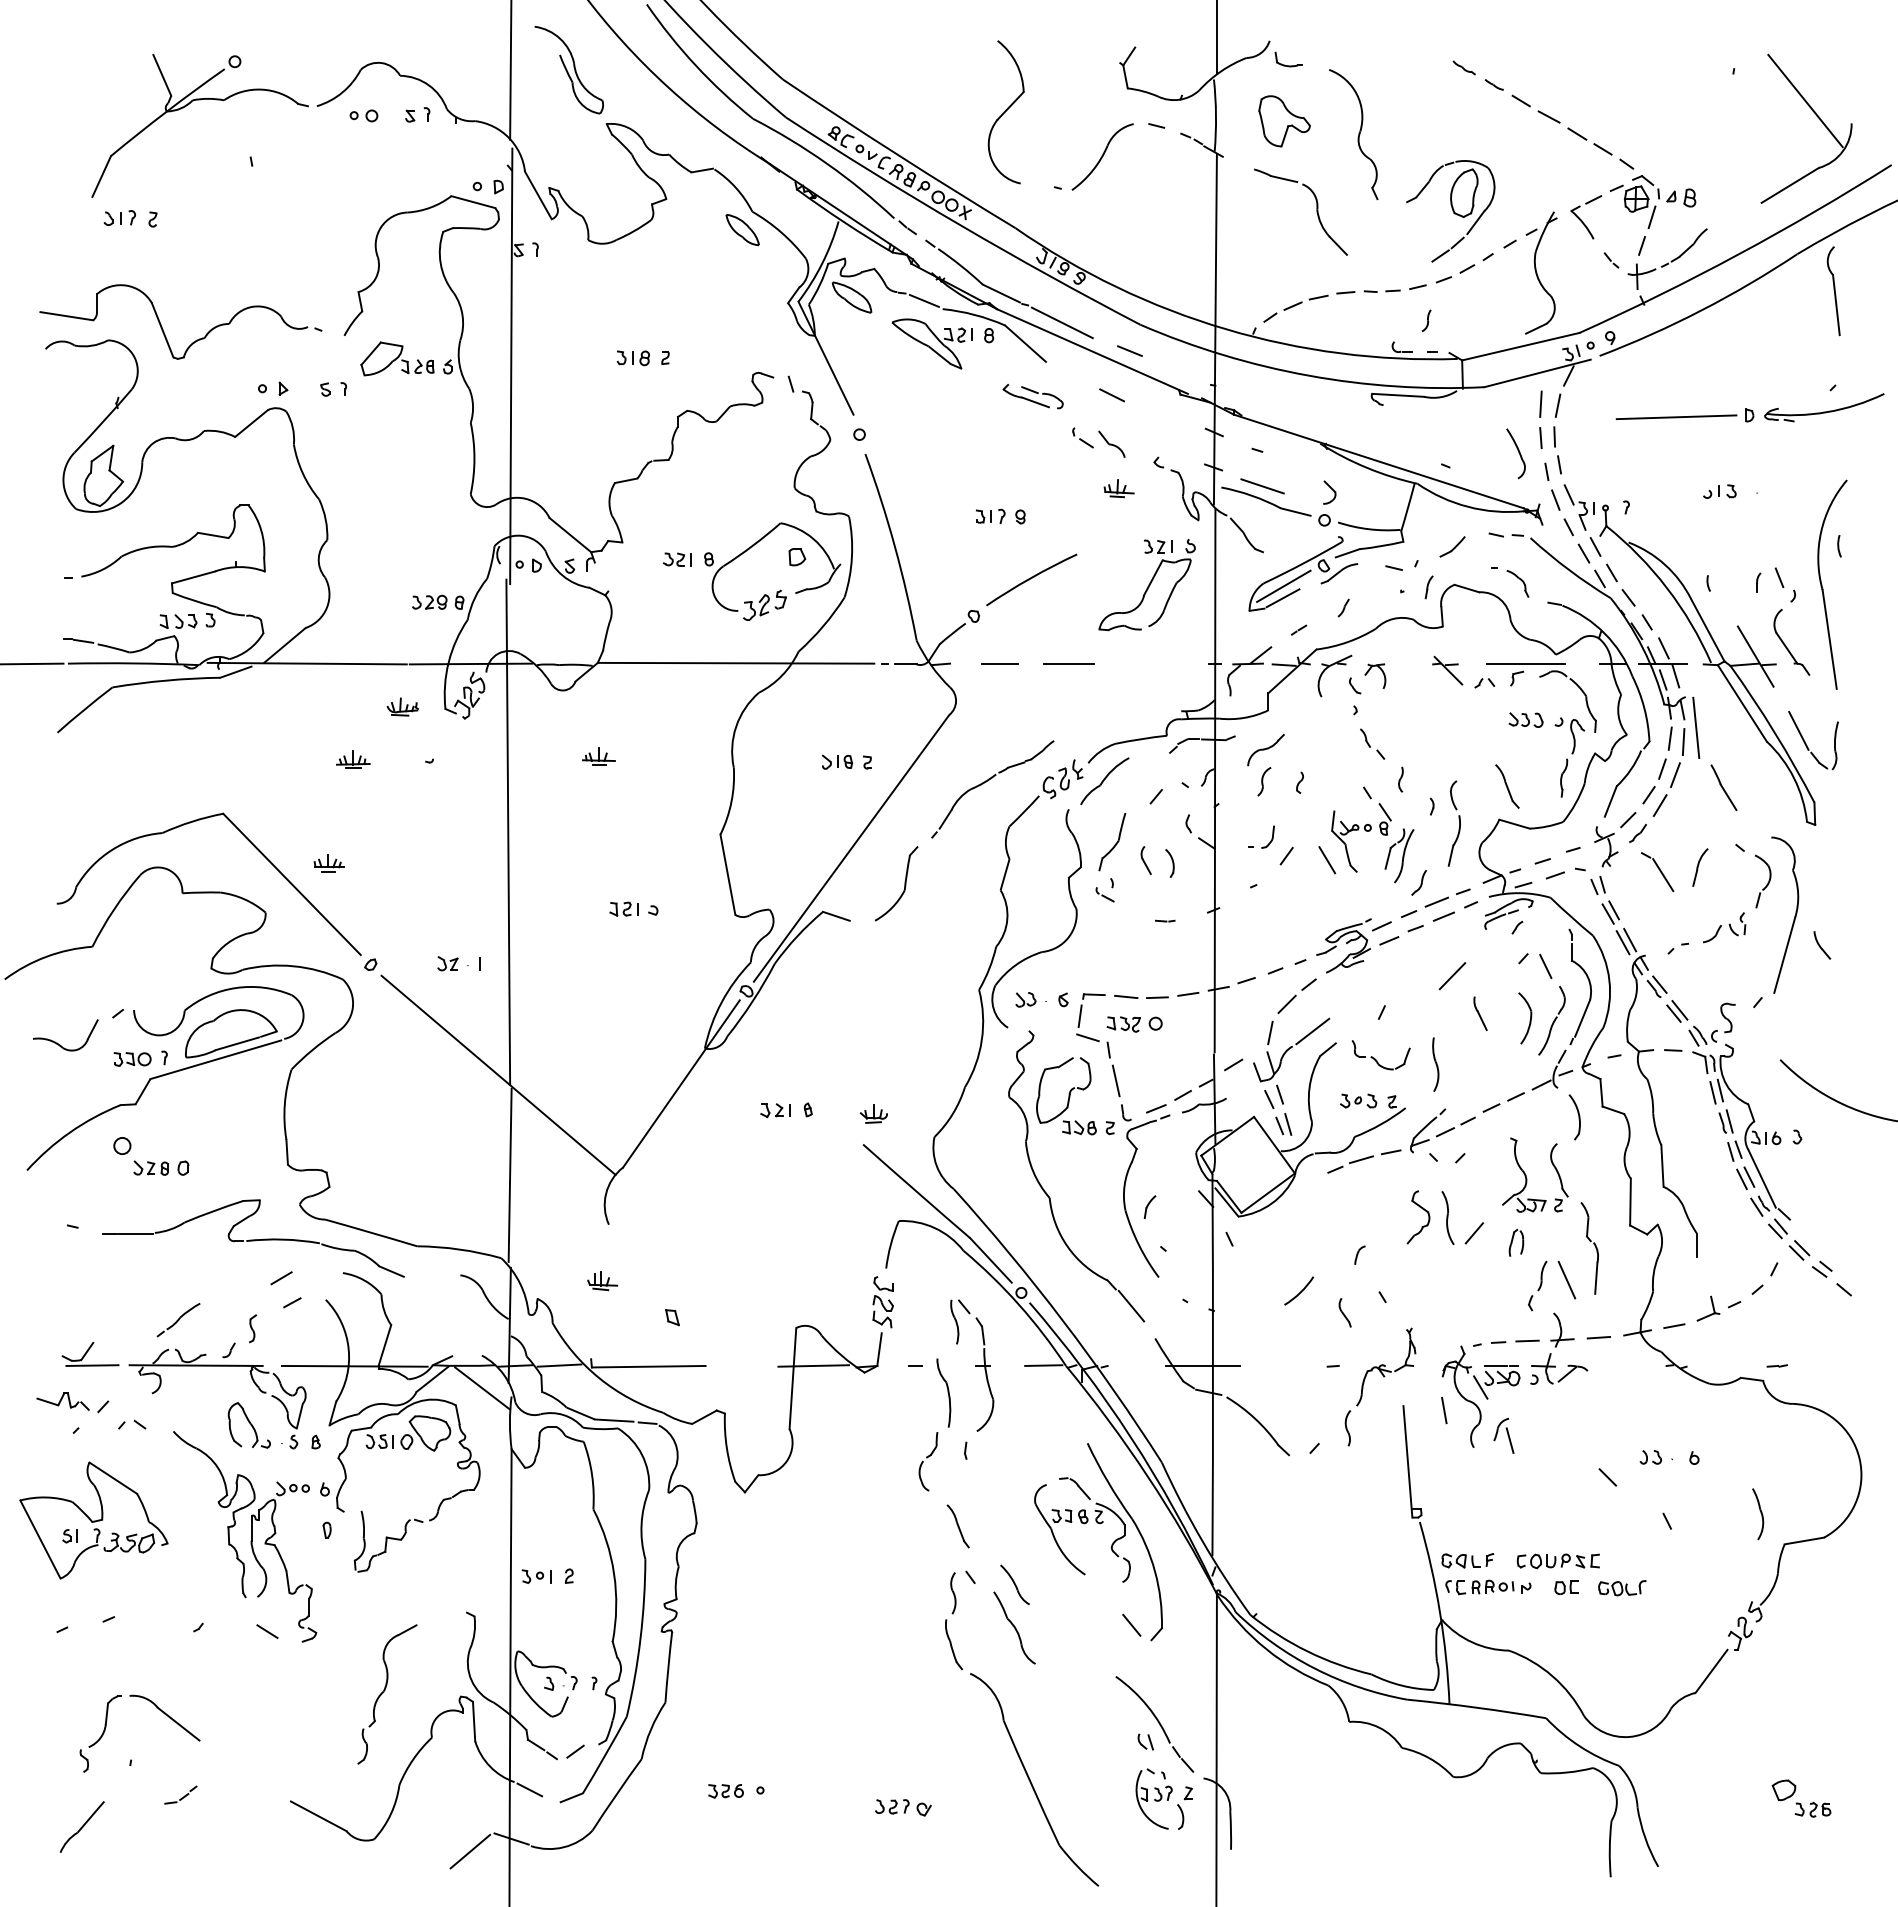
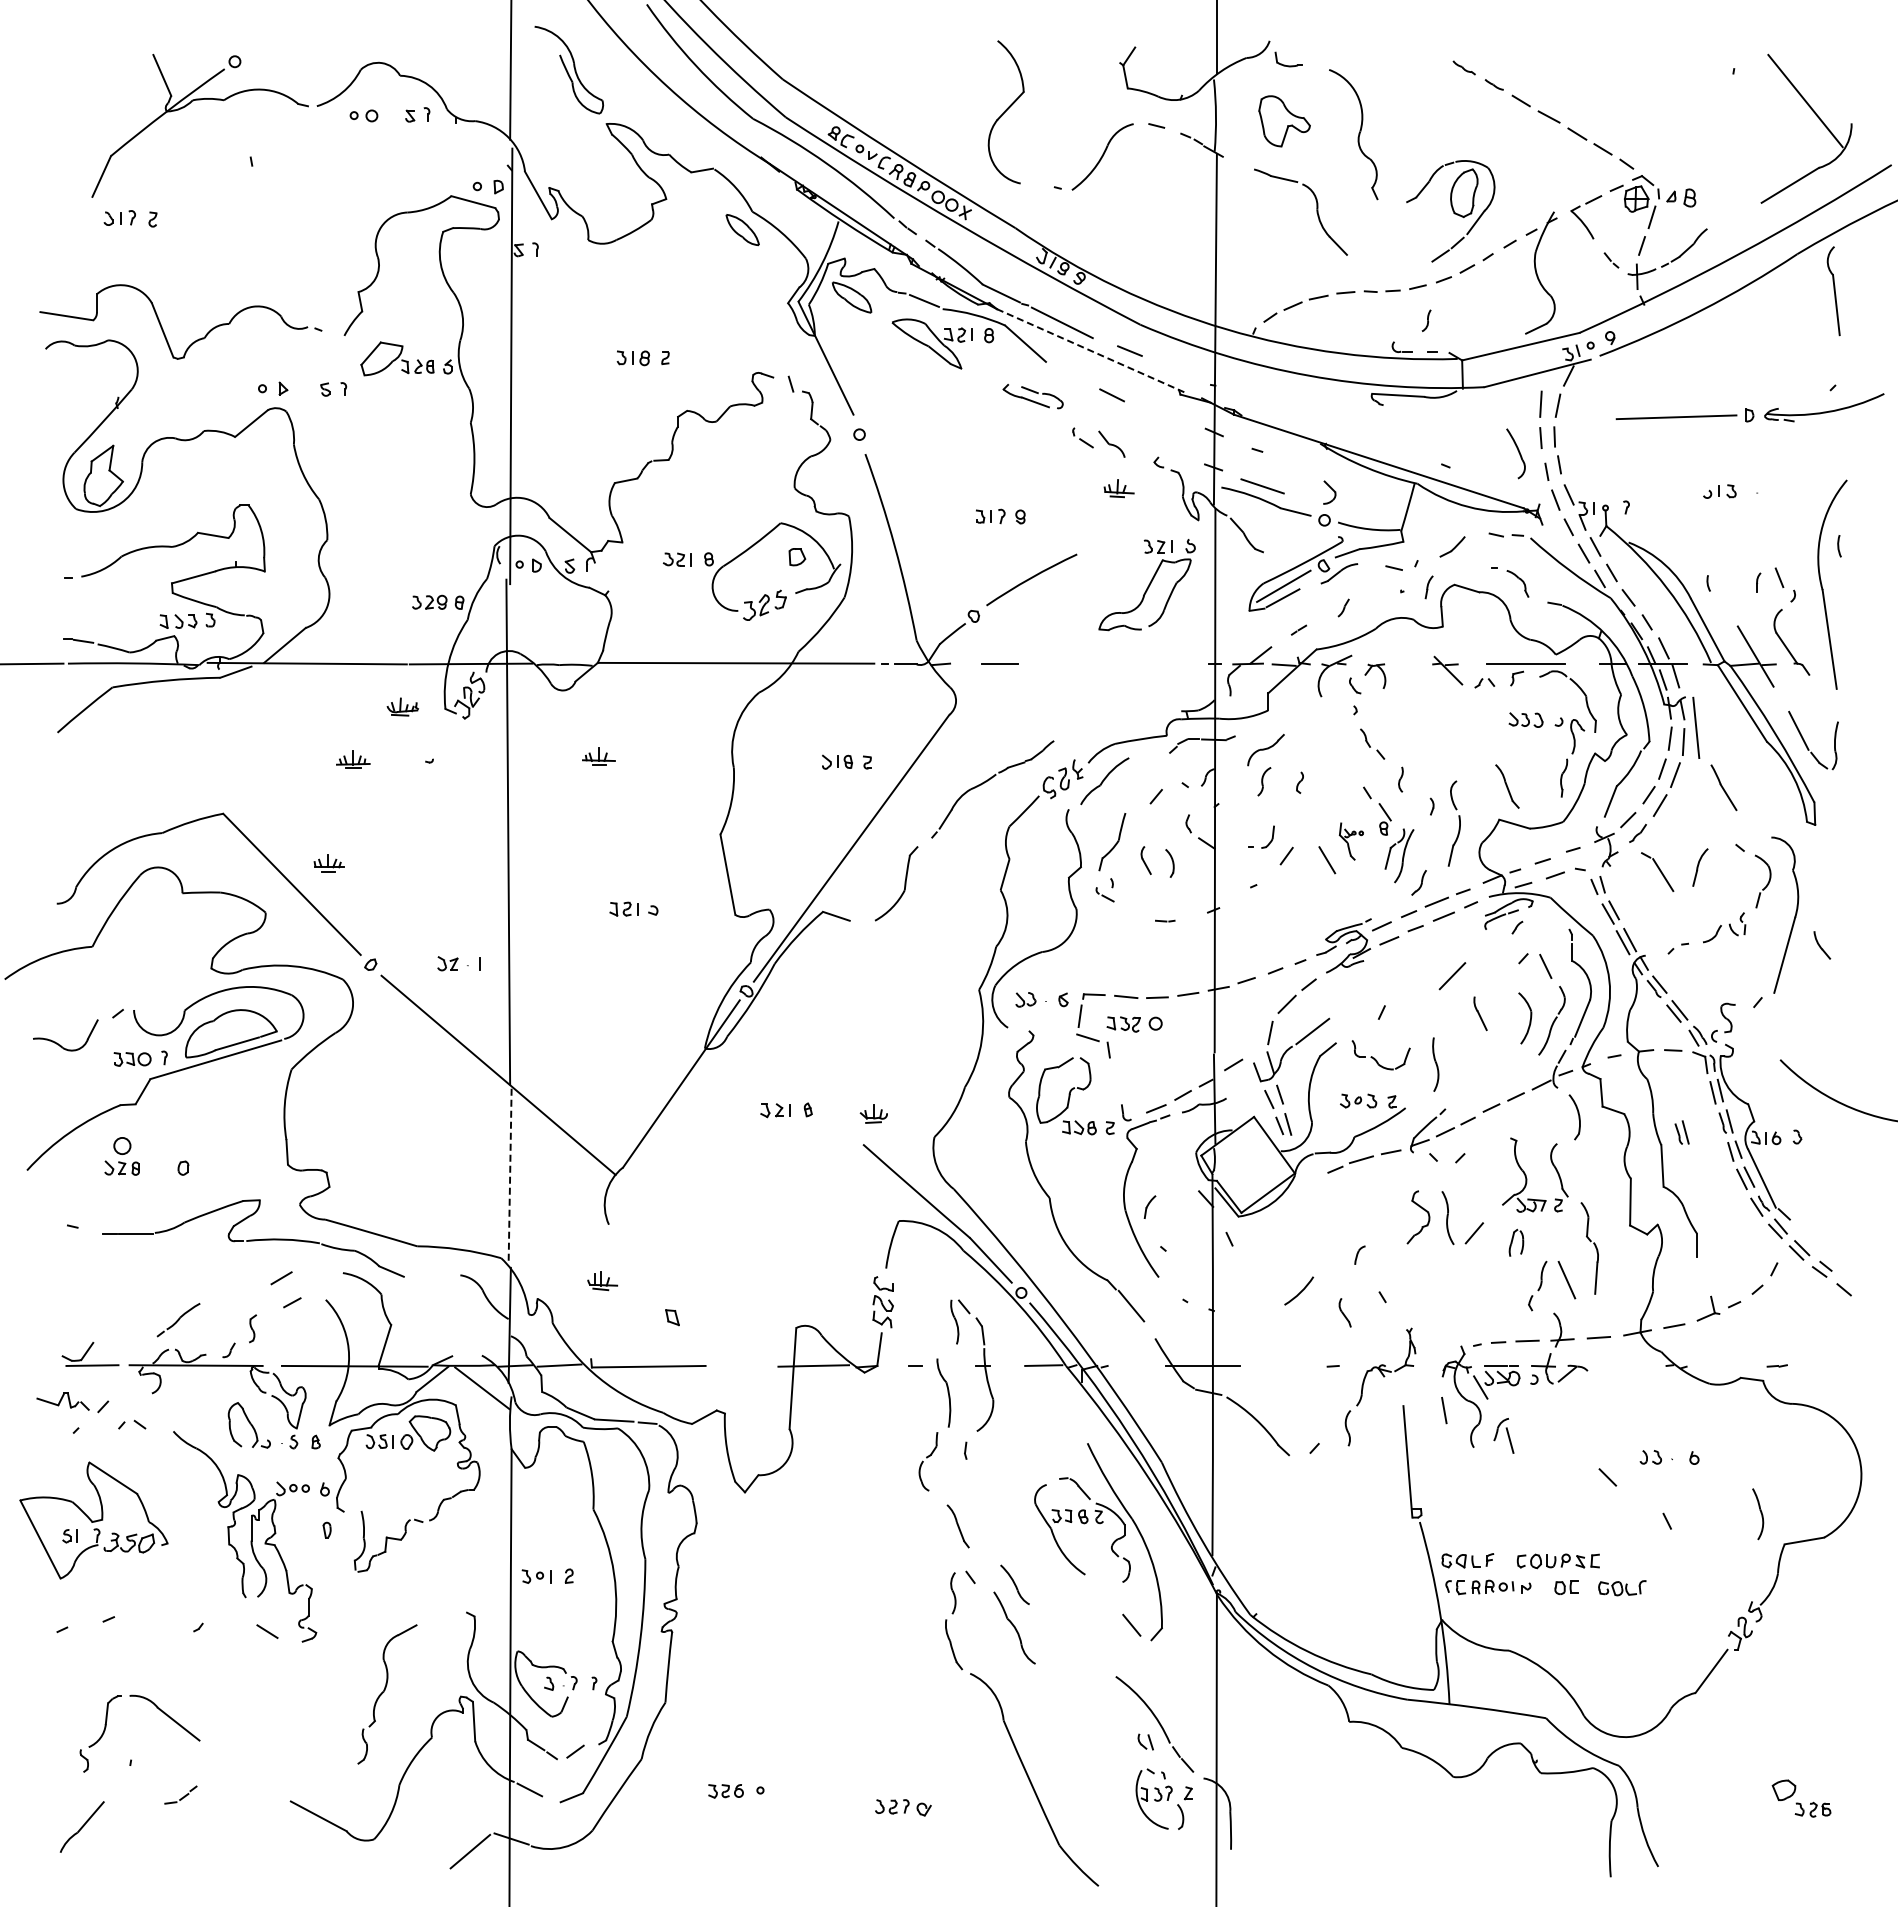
line: solid -> dashed (1092, 351)
line: present -> none (1068, 664)
part size: 41x63 px -> 26x39 px (1350, 841)
line: present -> none (1115, 1080)
part: none -> present (1681, 1132)
part position: (150, 1167) -> (121, 1167) (121, 1167)
line: solid -> dashed (510, 1175)
